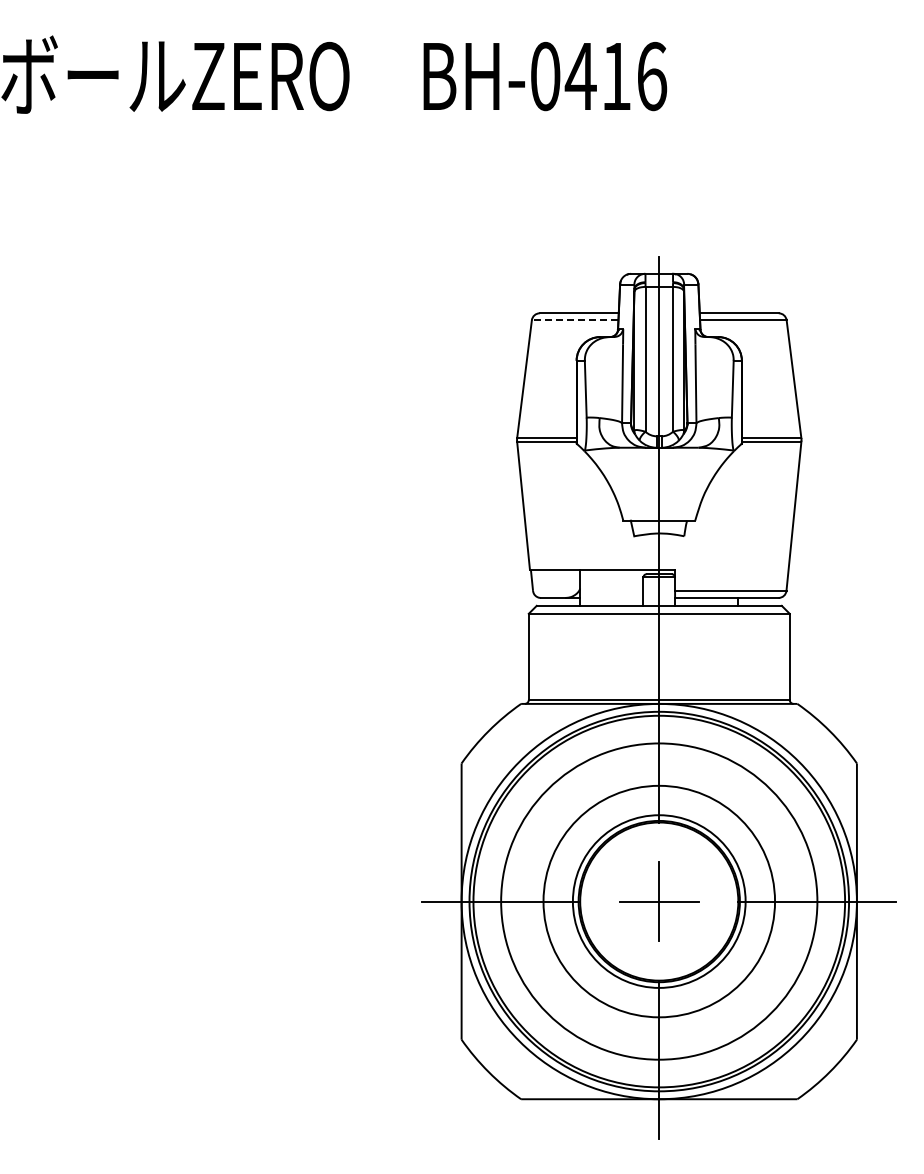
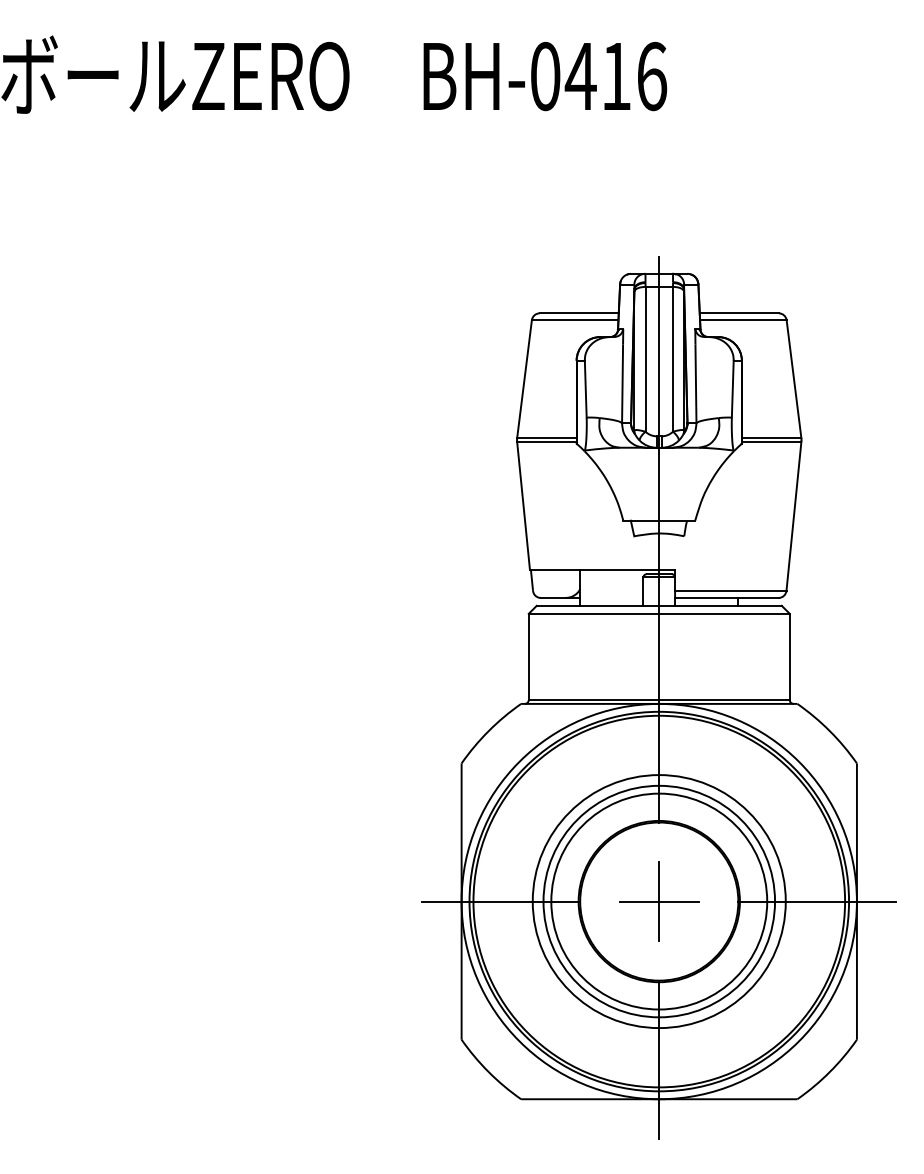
line: dashed -> solid (574, 320)
circle diameter: 173 px -> 216 px (659, 901)
circle diameter: 316 px -> 253 px (658, 901)
